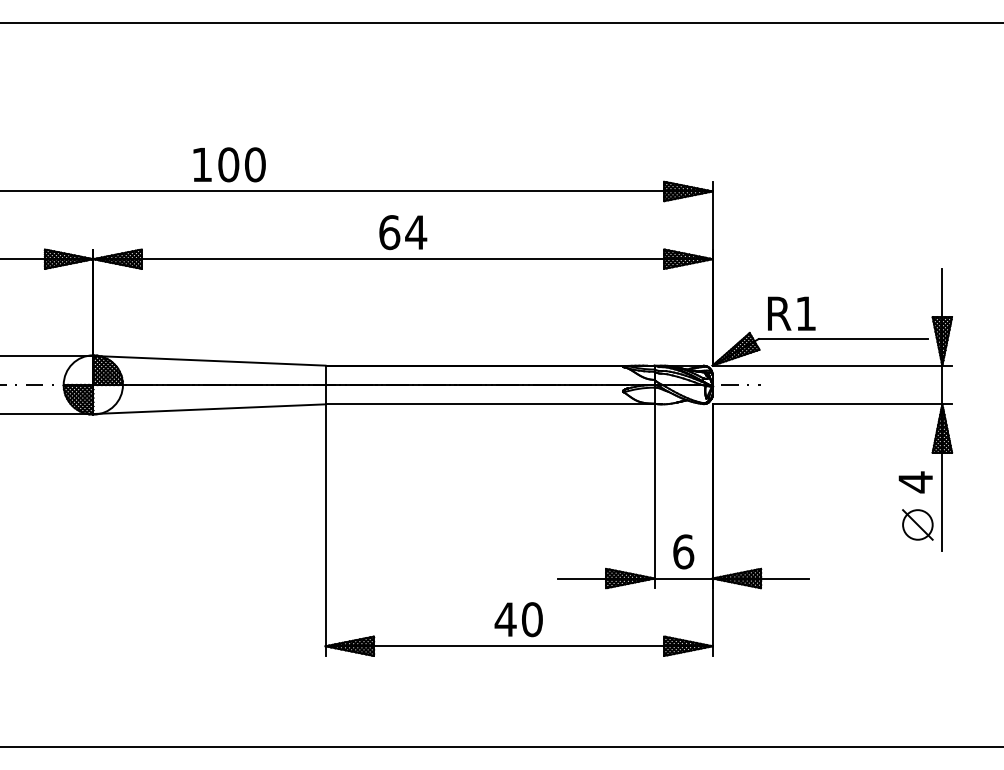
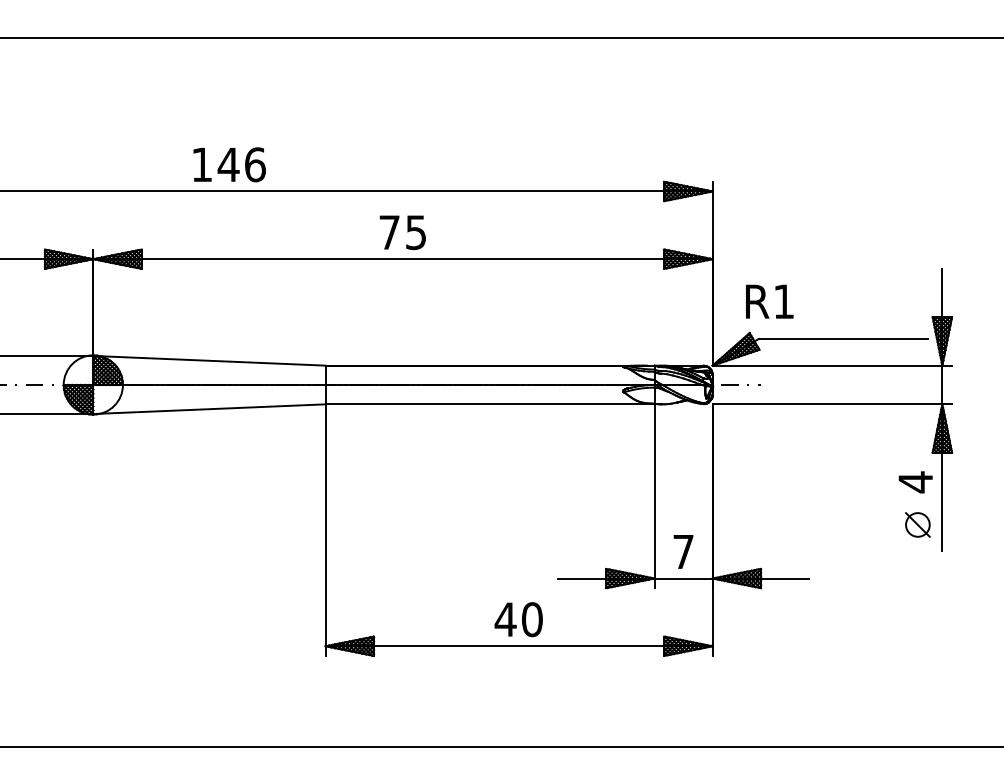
line position: (501, 23) -> (501, 38) (501, 38)
text: 100 -> 146 (241, 164)
text: 64 -> 75 (403, 232)
text position: (791, 313) -> (769, 301) (769, 301)
part size: 32x32 px -> 26x26 px (917, 524)
text: 6 -> 7 (683, 551)
